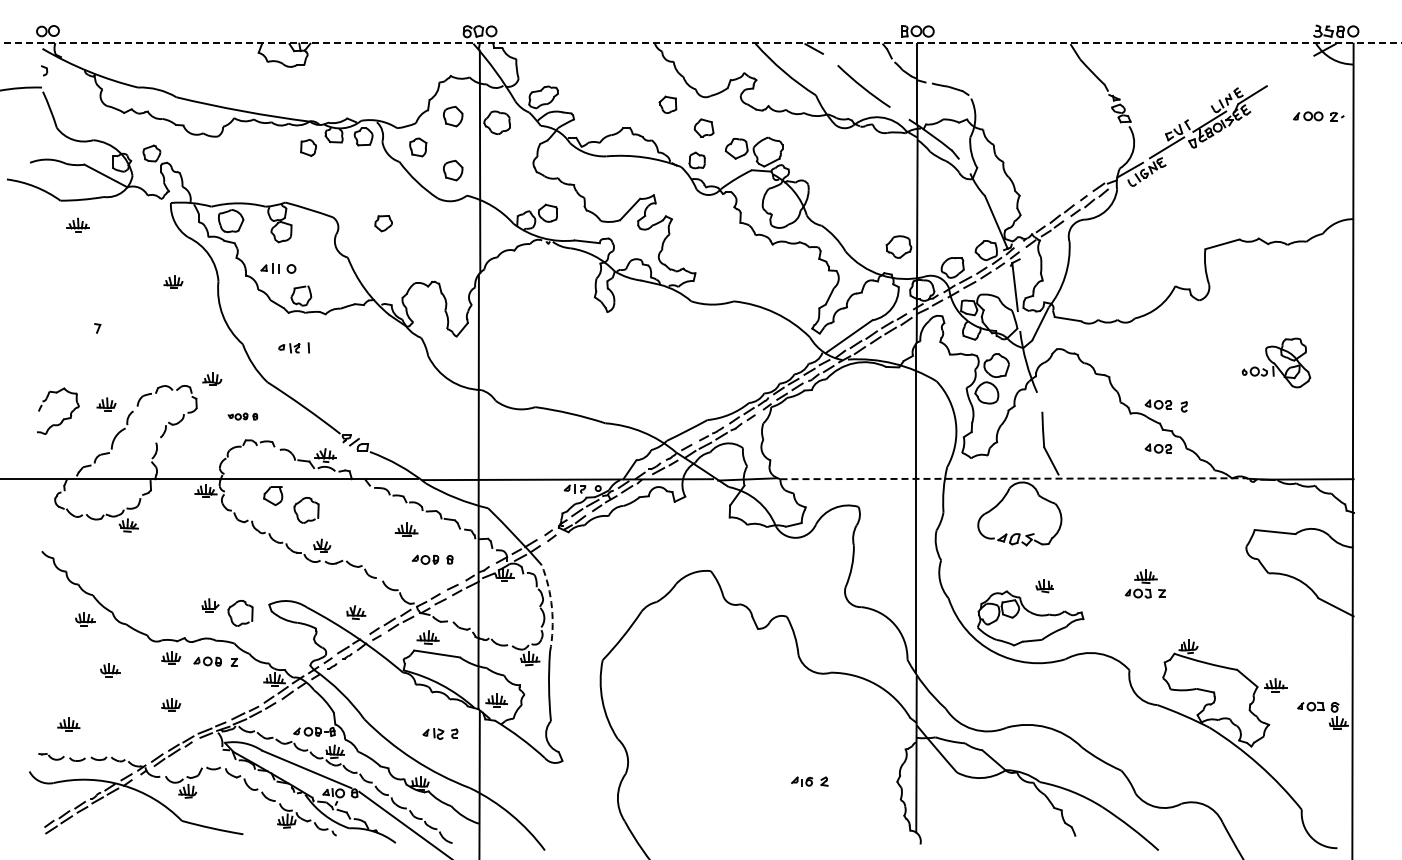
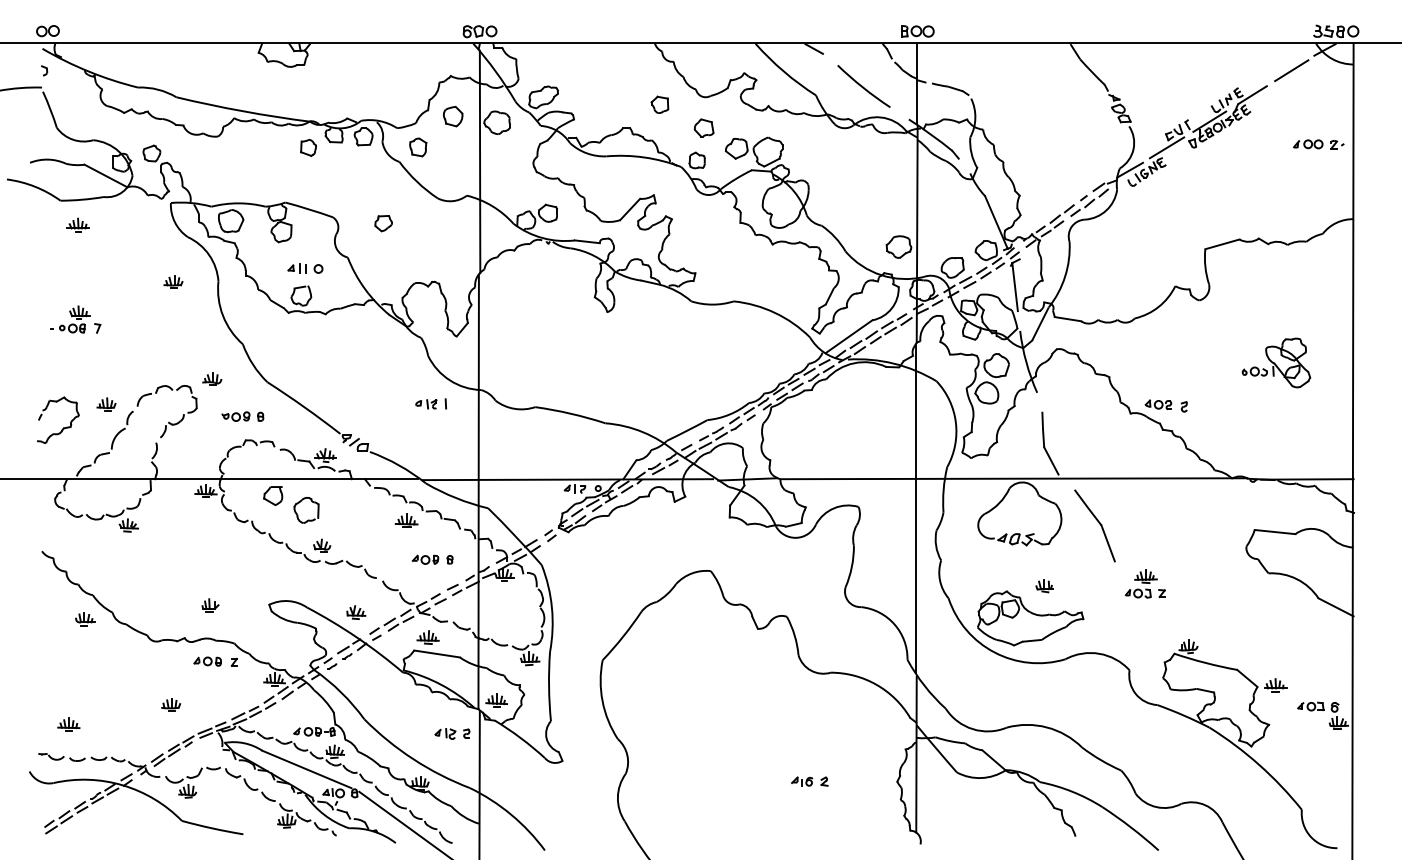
line: dashed -> solid (701, 43)
line: none -> present (1291, 70)
part position: (667, 104) -> (659, 104) (659, 104)
part position: (1318, 116) -> (1318, 144) (1318, 144)
part: present -> none (453, 170)
part position: (278, 268) -> (305, 268) (305, 268)
part: none -> present (70, 319)
part position: (293, 347) -> (430, 403) (430, 403)
part size: 32x9 px -> 44x11 px (242, 416)
part position: (63, 418) -> (63, 427) (63, 427)
part: present -> none (1158, 448)
line: dashed -> solid (1014, 478)
part: none -> present (1094, 525)
part position: (406, 529) -> (406, 520) (406, 520)
arc: dashed -> solid (551, 607)
part: present -> none (242, 622)
part: present -> none (171, 657)
part: present -> none (110, 670)
part position: (440, 733) -> (452, 733) (452, 733)
